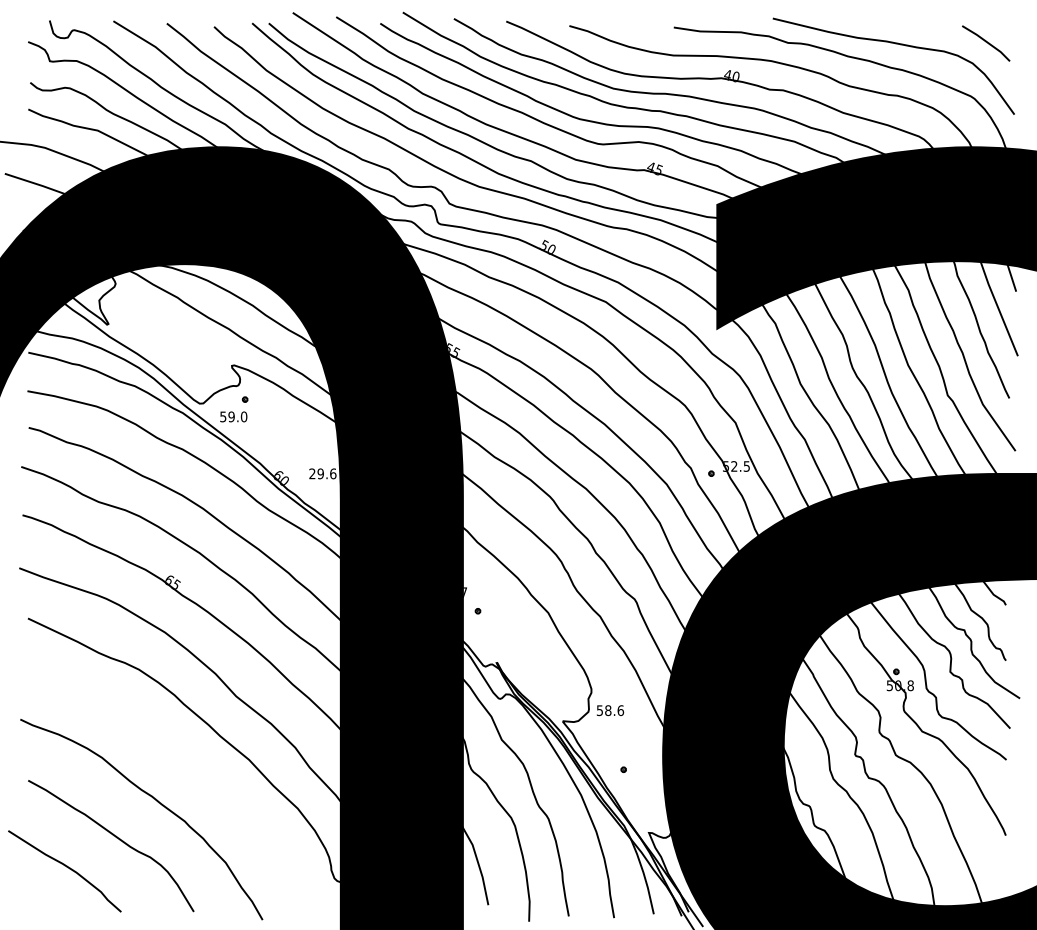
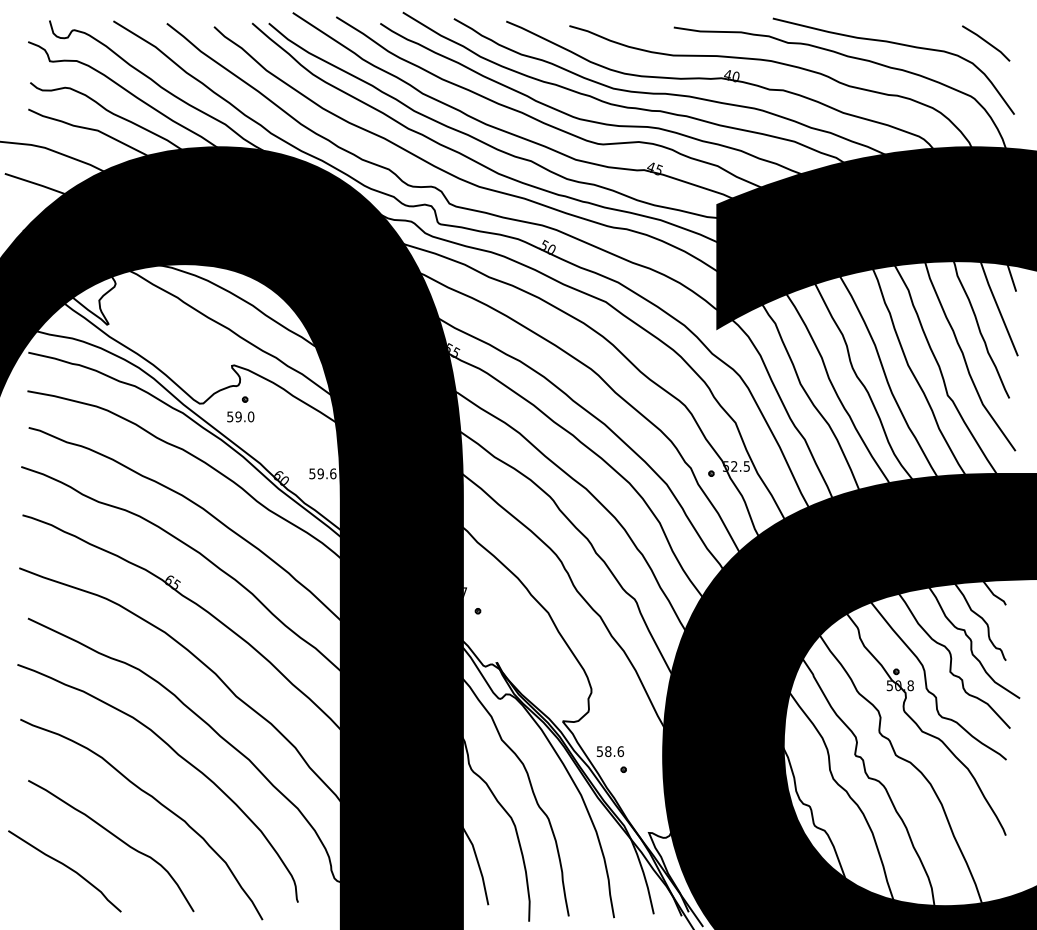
text position: (233, 416) -> (240, 416) (240, 416)
text: 29.6 -> 59.6 (312, 473)
text position: (610, 710) -> (610, 751) (610, 751)
curve: none -> present (177, 755)
